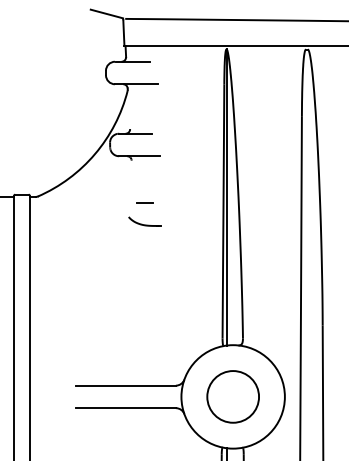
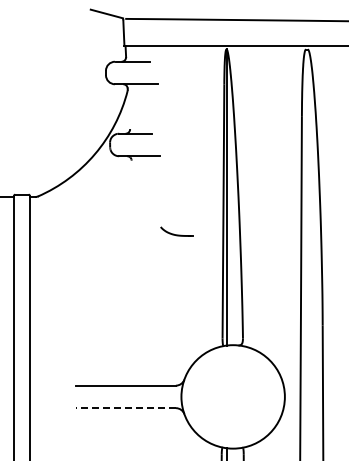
line: present -> none (144, 202)
part position: (144, 221) -> (176, 231) (176, 231)
circle: present -> none (232, 396)
line: solid -> dashed (125, 408)
